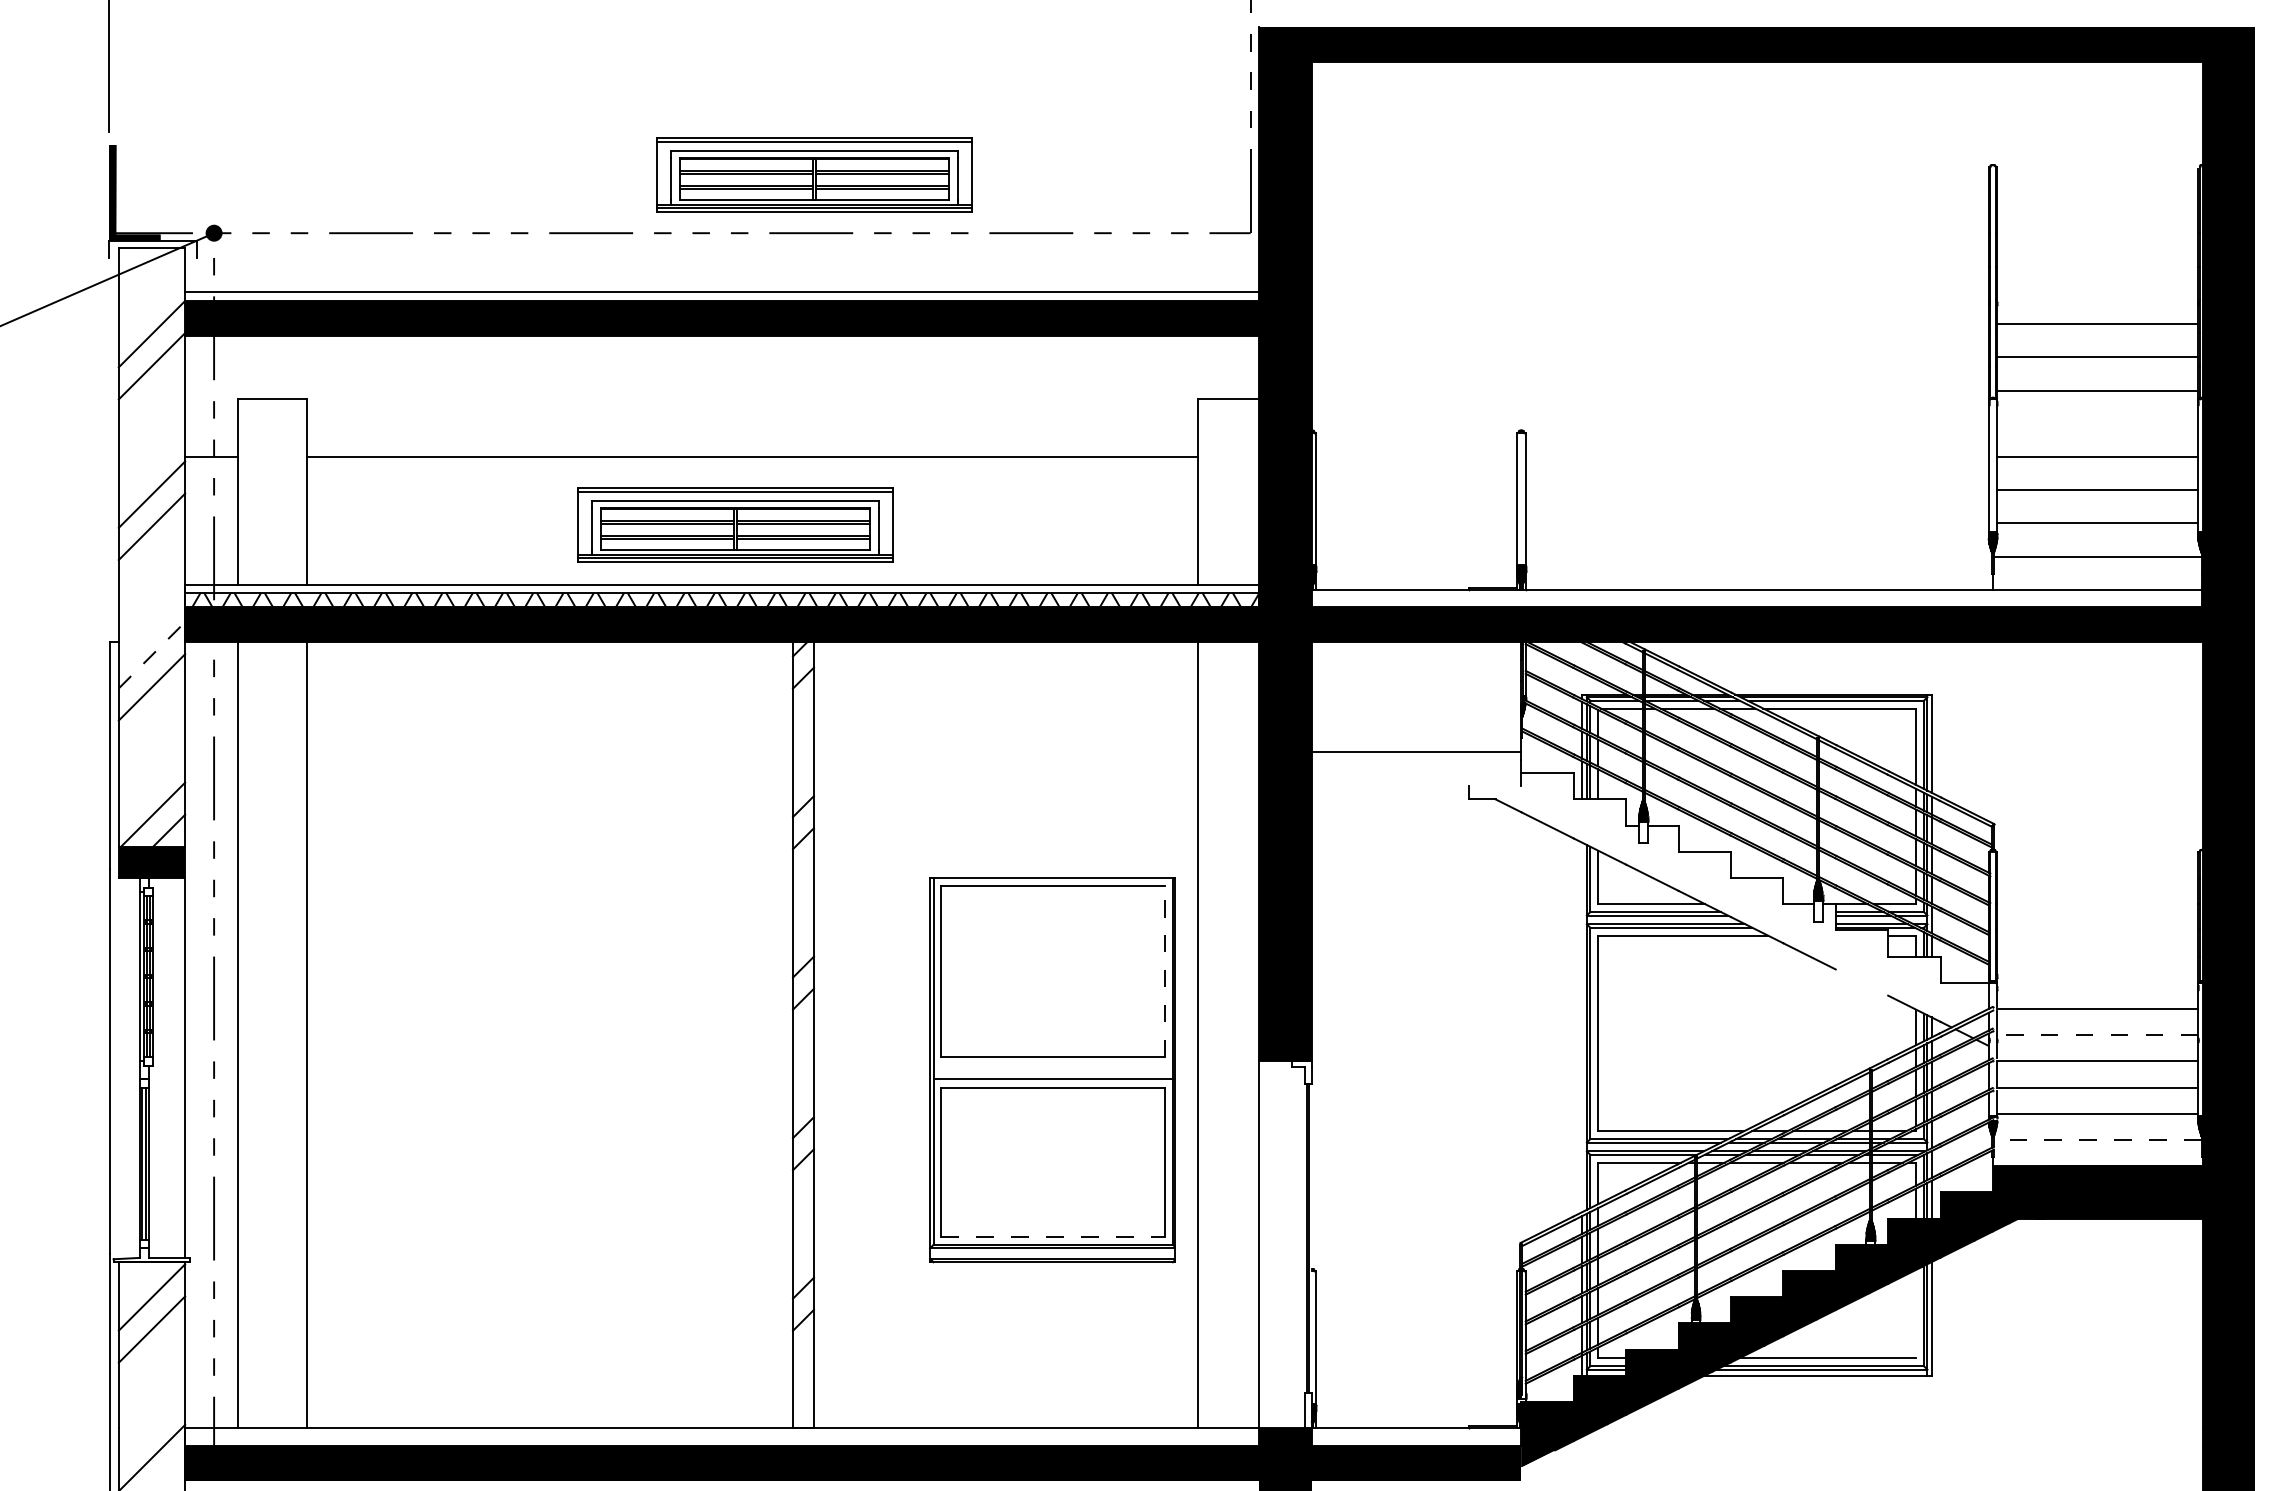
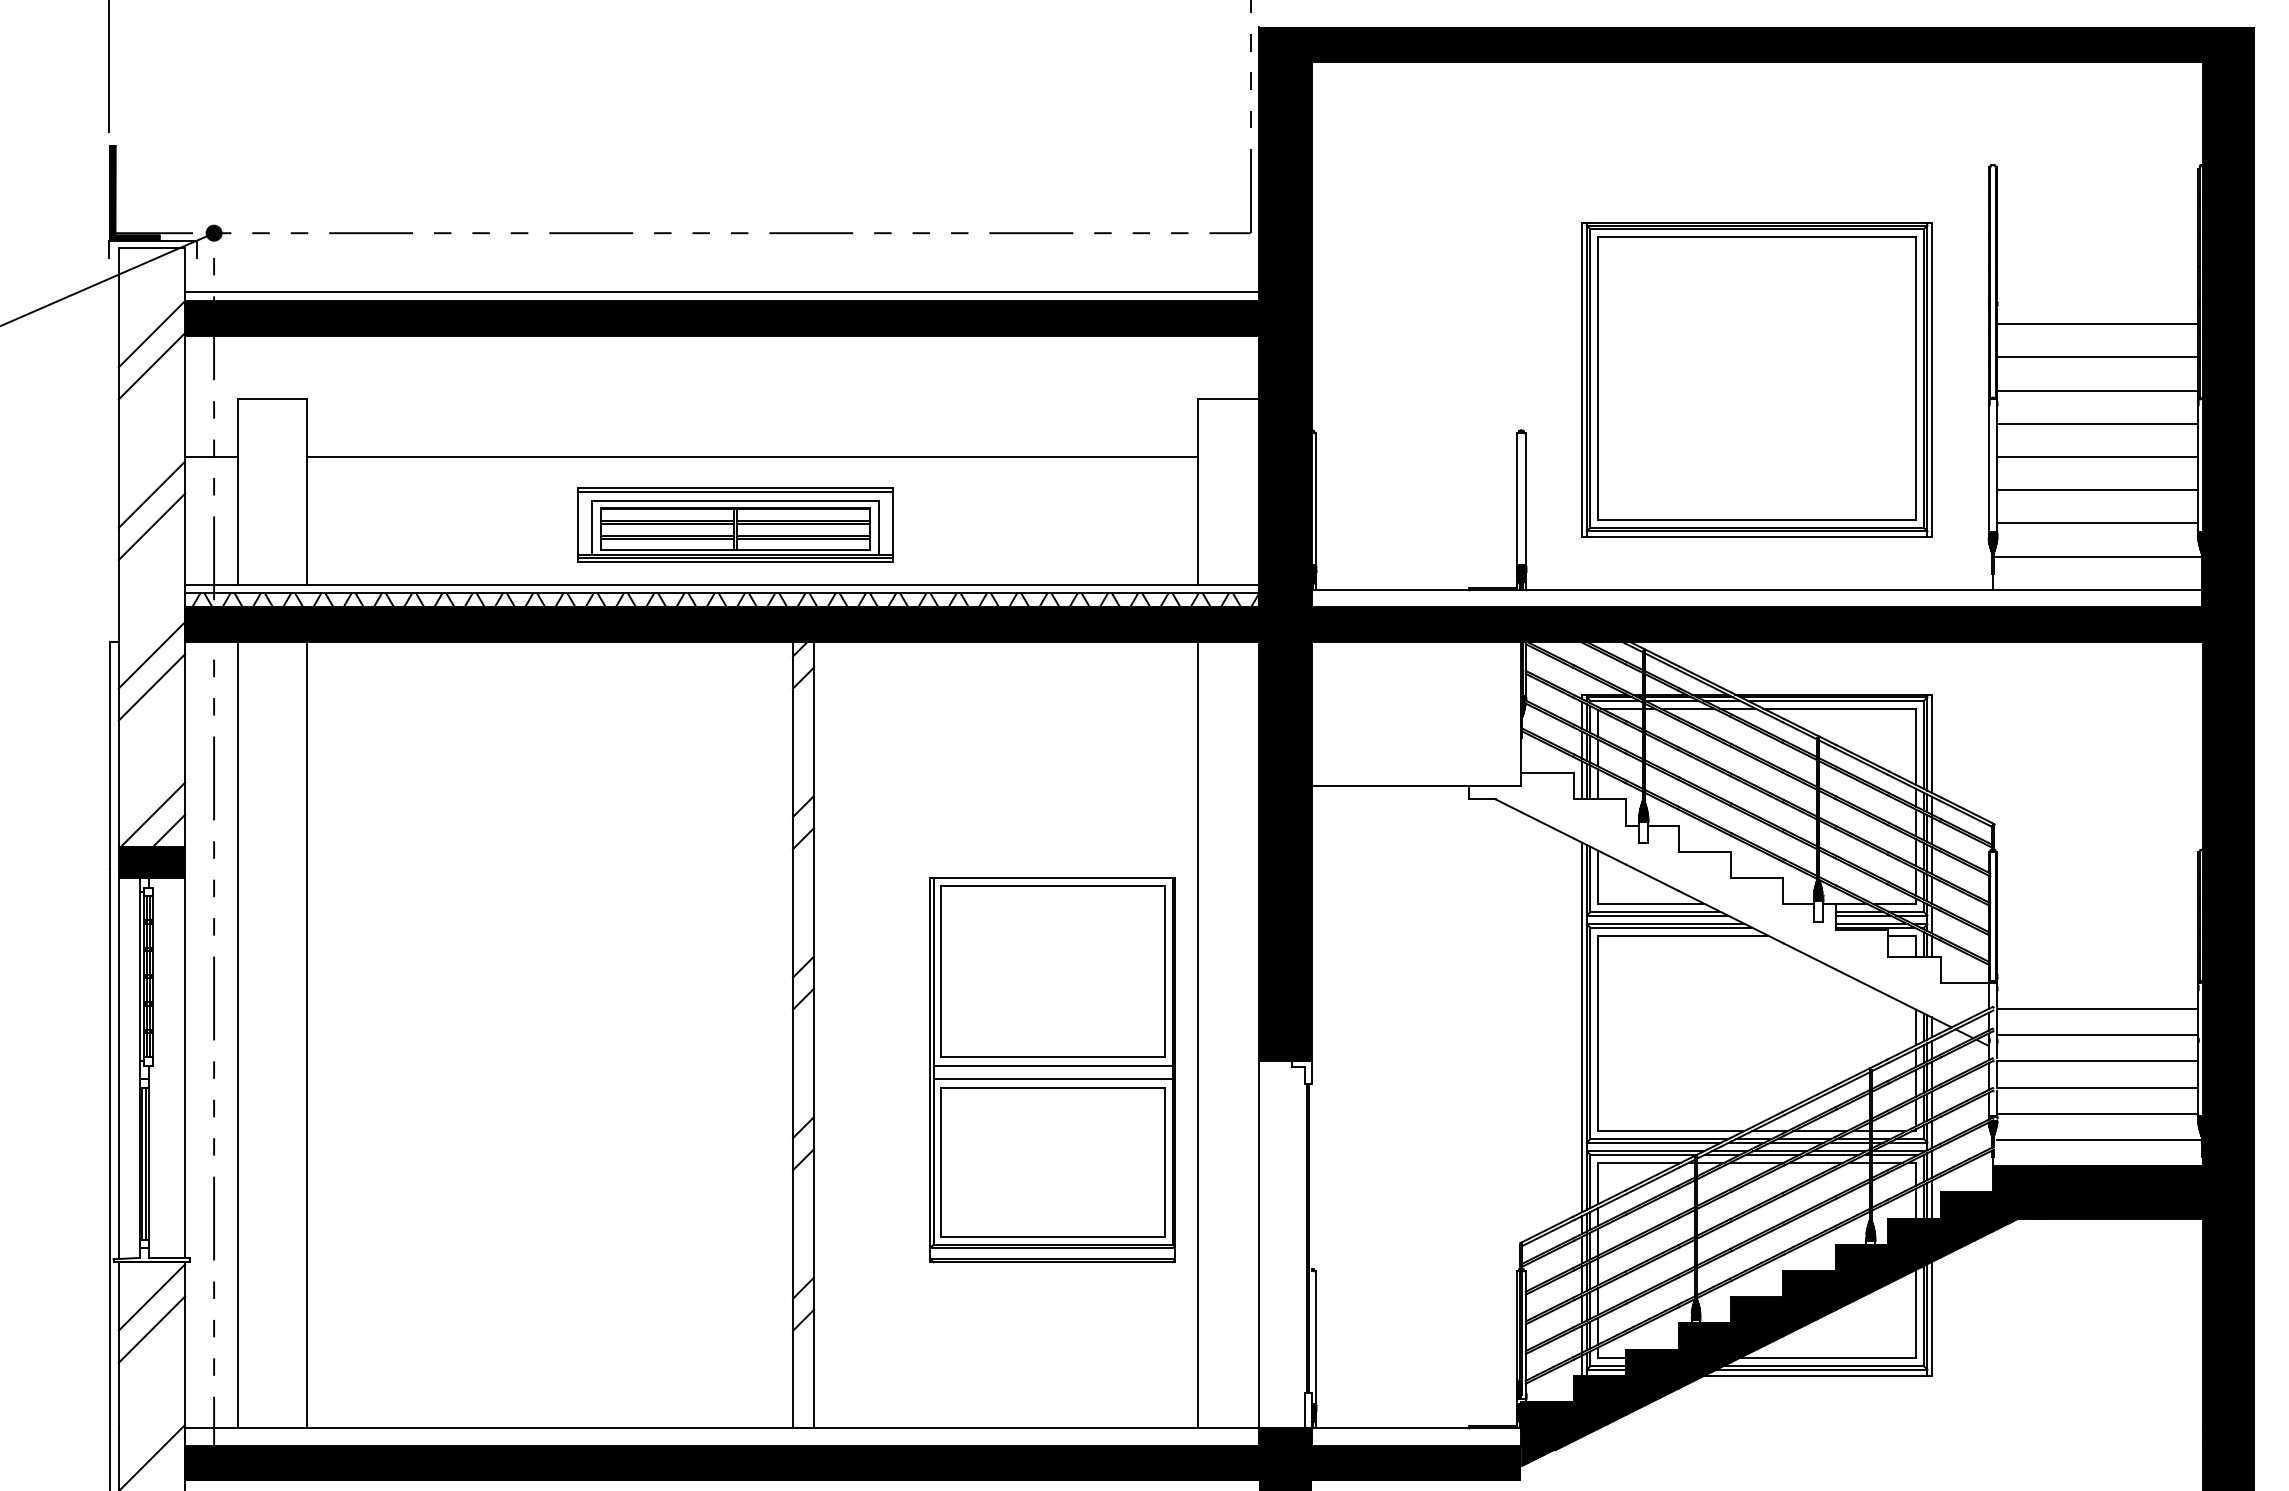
part: present -> none (814, 174)
part: none -> present (1756, 379)
line: none -> present (2097, 423)
line: dashed -> solid (151, 655)
line position: (1416, 752) -> (1416, 786) (1416, 786)
line: dashed -> solid (1165, 971)
line: none -> present (1861, 982)
line: none -> present (1582, 1027)
line: dashed -> solid (2097, 1035)
line: none -> present (1052, 1066)
line: none -> present (118, 1068)
line: dashed -> solid (2099, 1140)
line: dashed -> solid (1053, 1236)
line: none -> present (1916, 1313)
